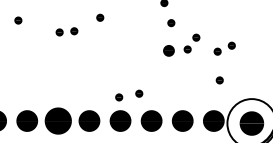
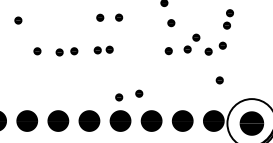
part: none -> present (119, 17)
part: none -> present (228, 19)
part position: (66, 31) -> (66, 51) (66, 51)
part position: (224, 48) -> (215, 48) (215, 48)
part: none -> present (103, 49)
part size: 12x12 px -> 9x9 px (168, 51)
part: none -> present (37, 51)
part size: 28x28 px -> 23x22 px (58, 120)
